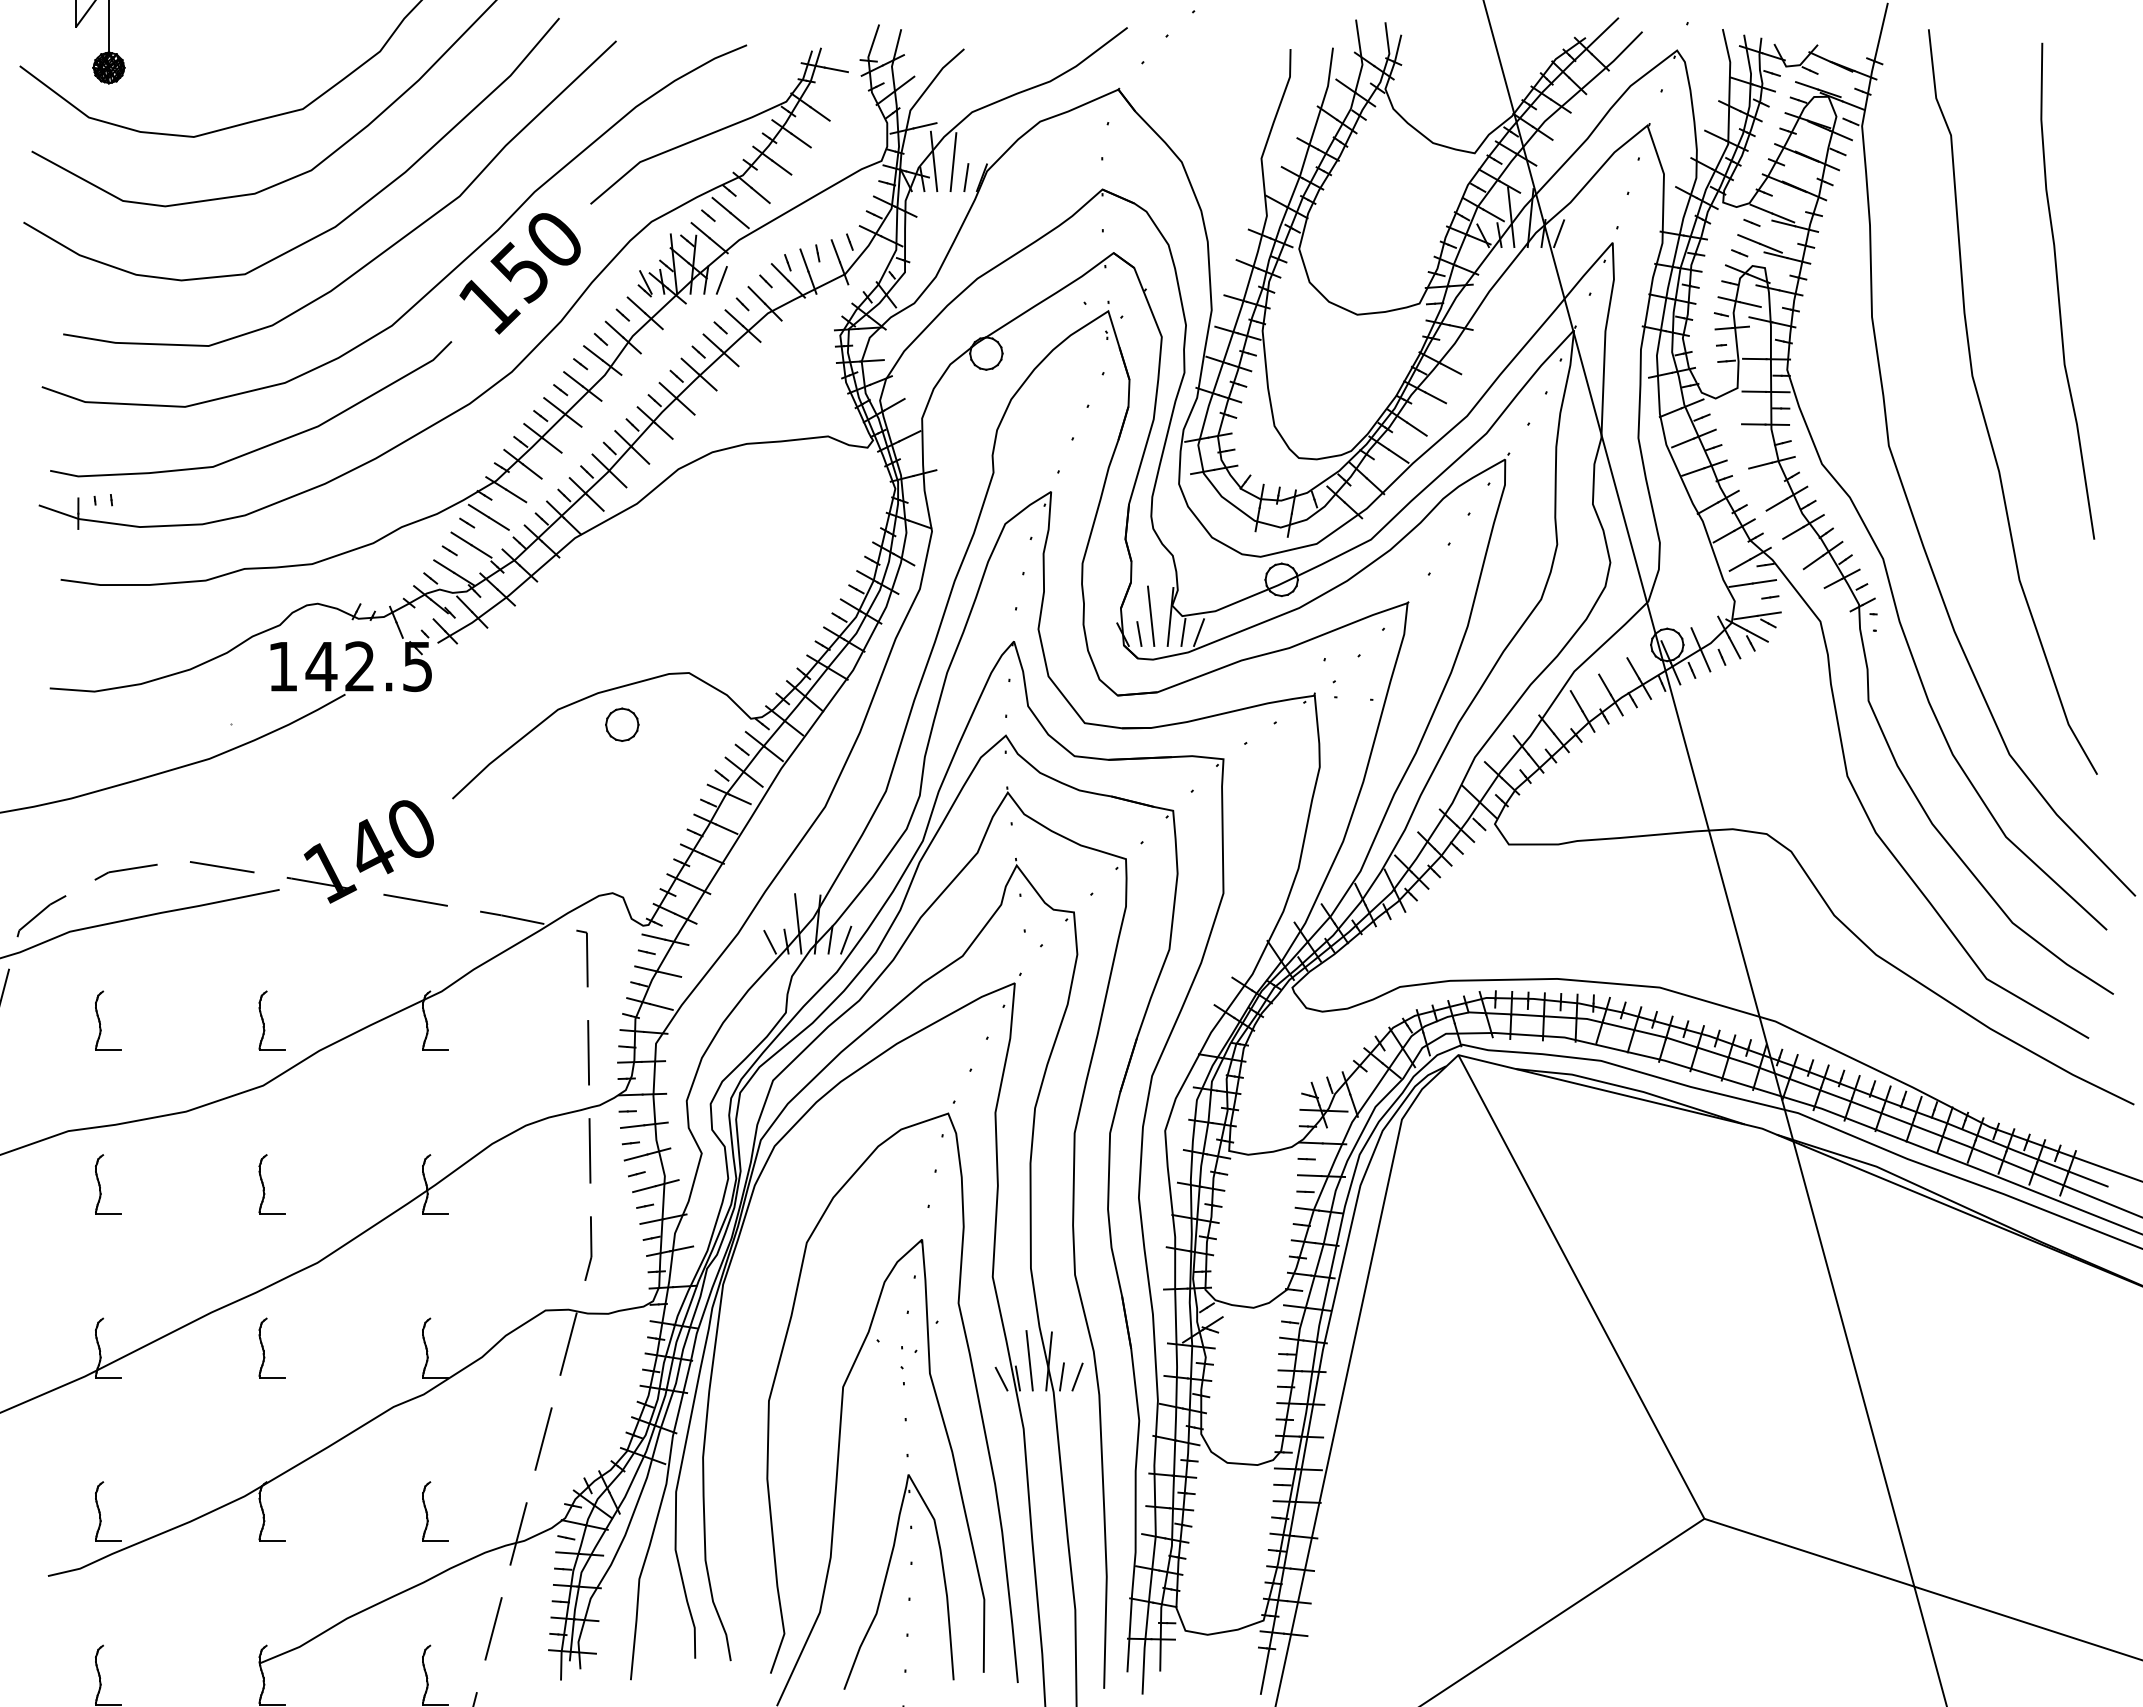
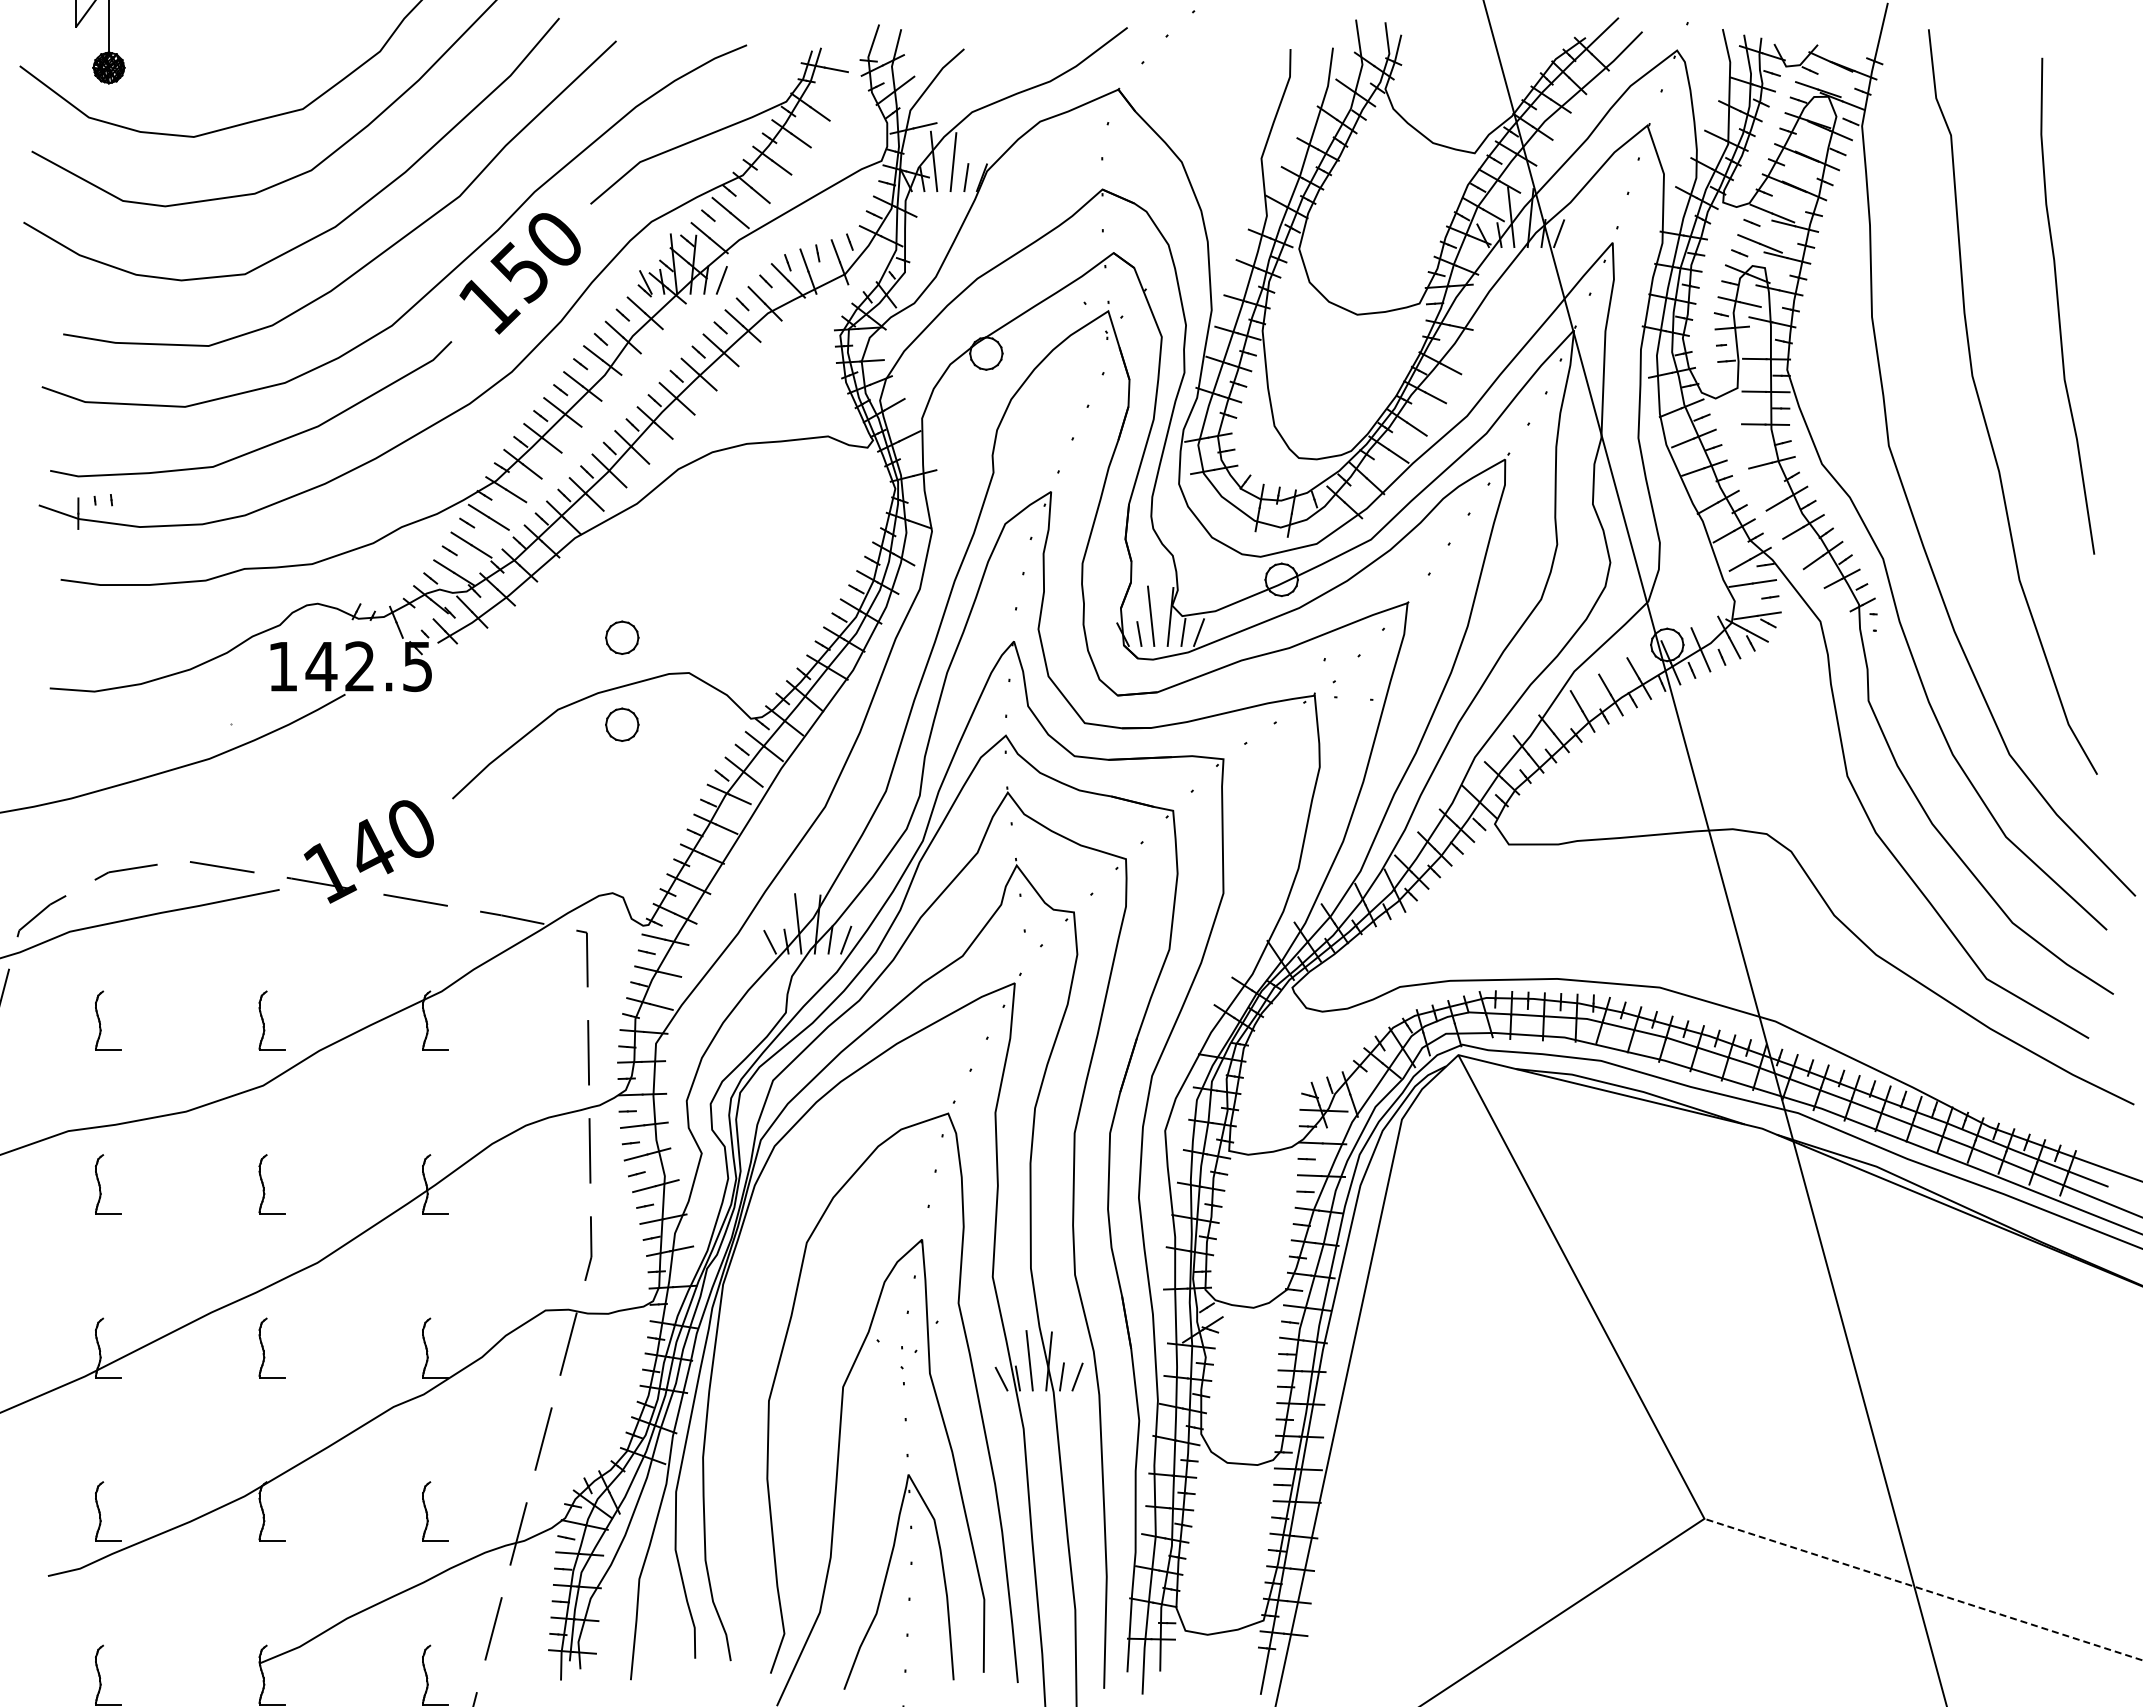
curve position: (2059, 290) -> (2059, 305) (2059, 305)
part: none -> present (622, 637)
line: solid -> dashed (1923, 1589)
